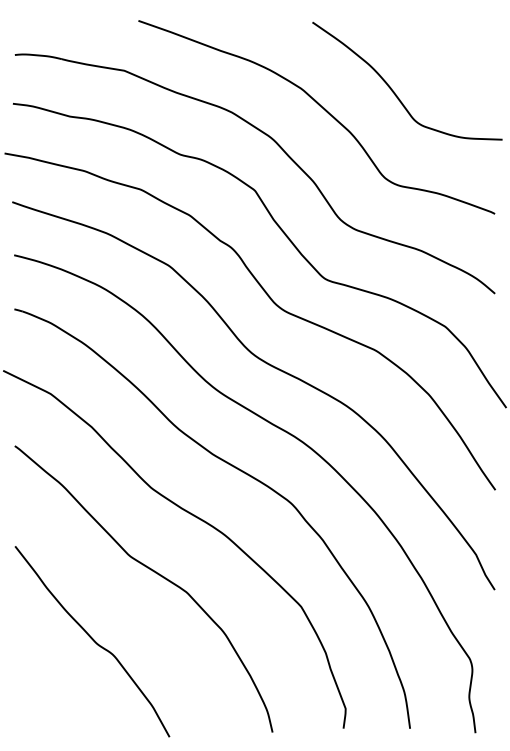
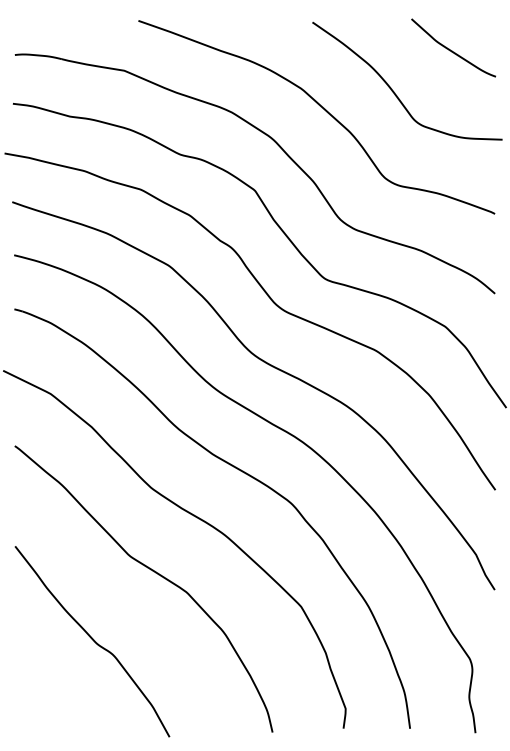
curve: none -> present (452, 50)
